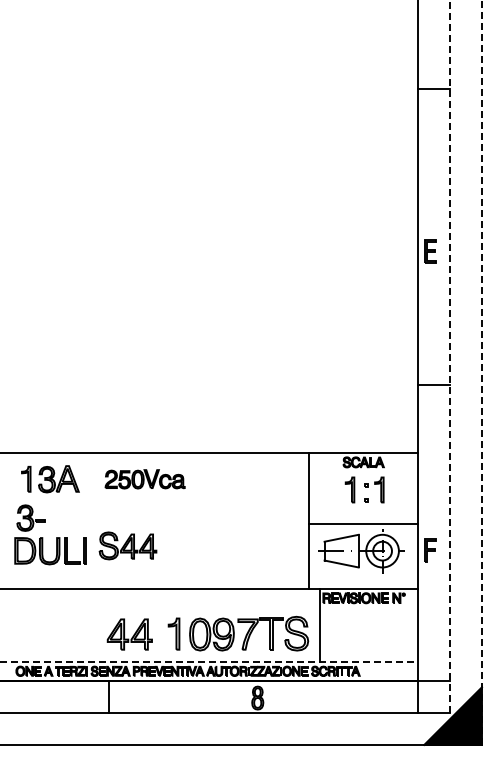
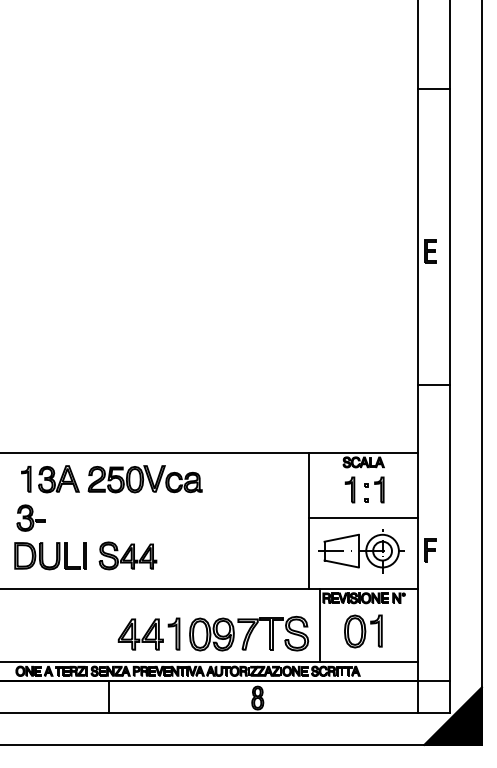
line: dashed -> solid (449, 355)
line: dashed -> solid (481, 372)
part size: 82x21 px -> 116x29 px (144, 479)
line position: (362, 524) -> (362, 518) (362, 518)
part position: (127, 545) -> (127, 555) (127, 555)
part position: (50, 551) -> (50, 556) (50, 556)
part: none -> present (363, 631)
part position: (129, 634) -> (140, 634) (140, 634)
line: dashed -> solid (208, 661)
